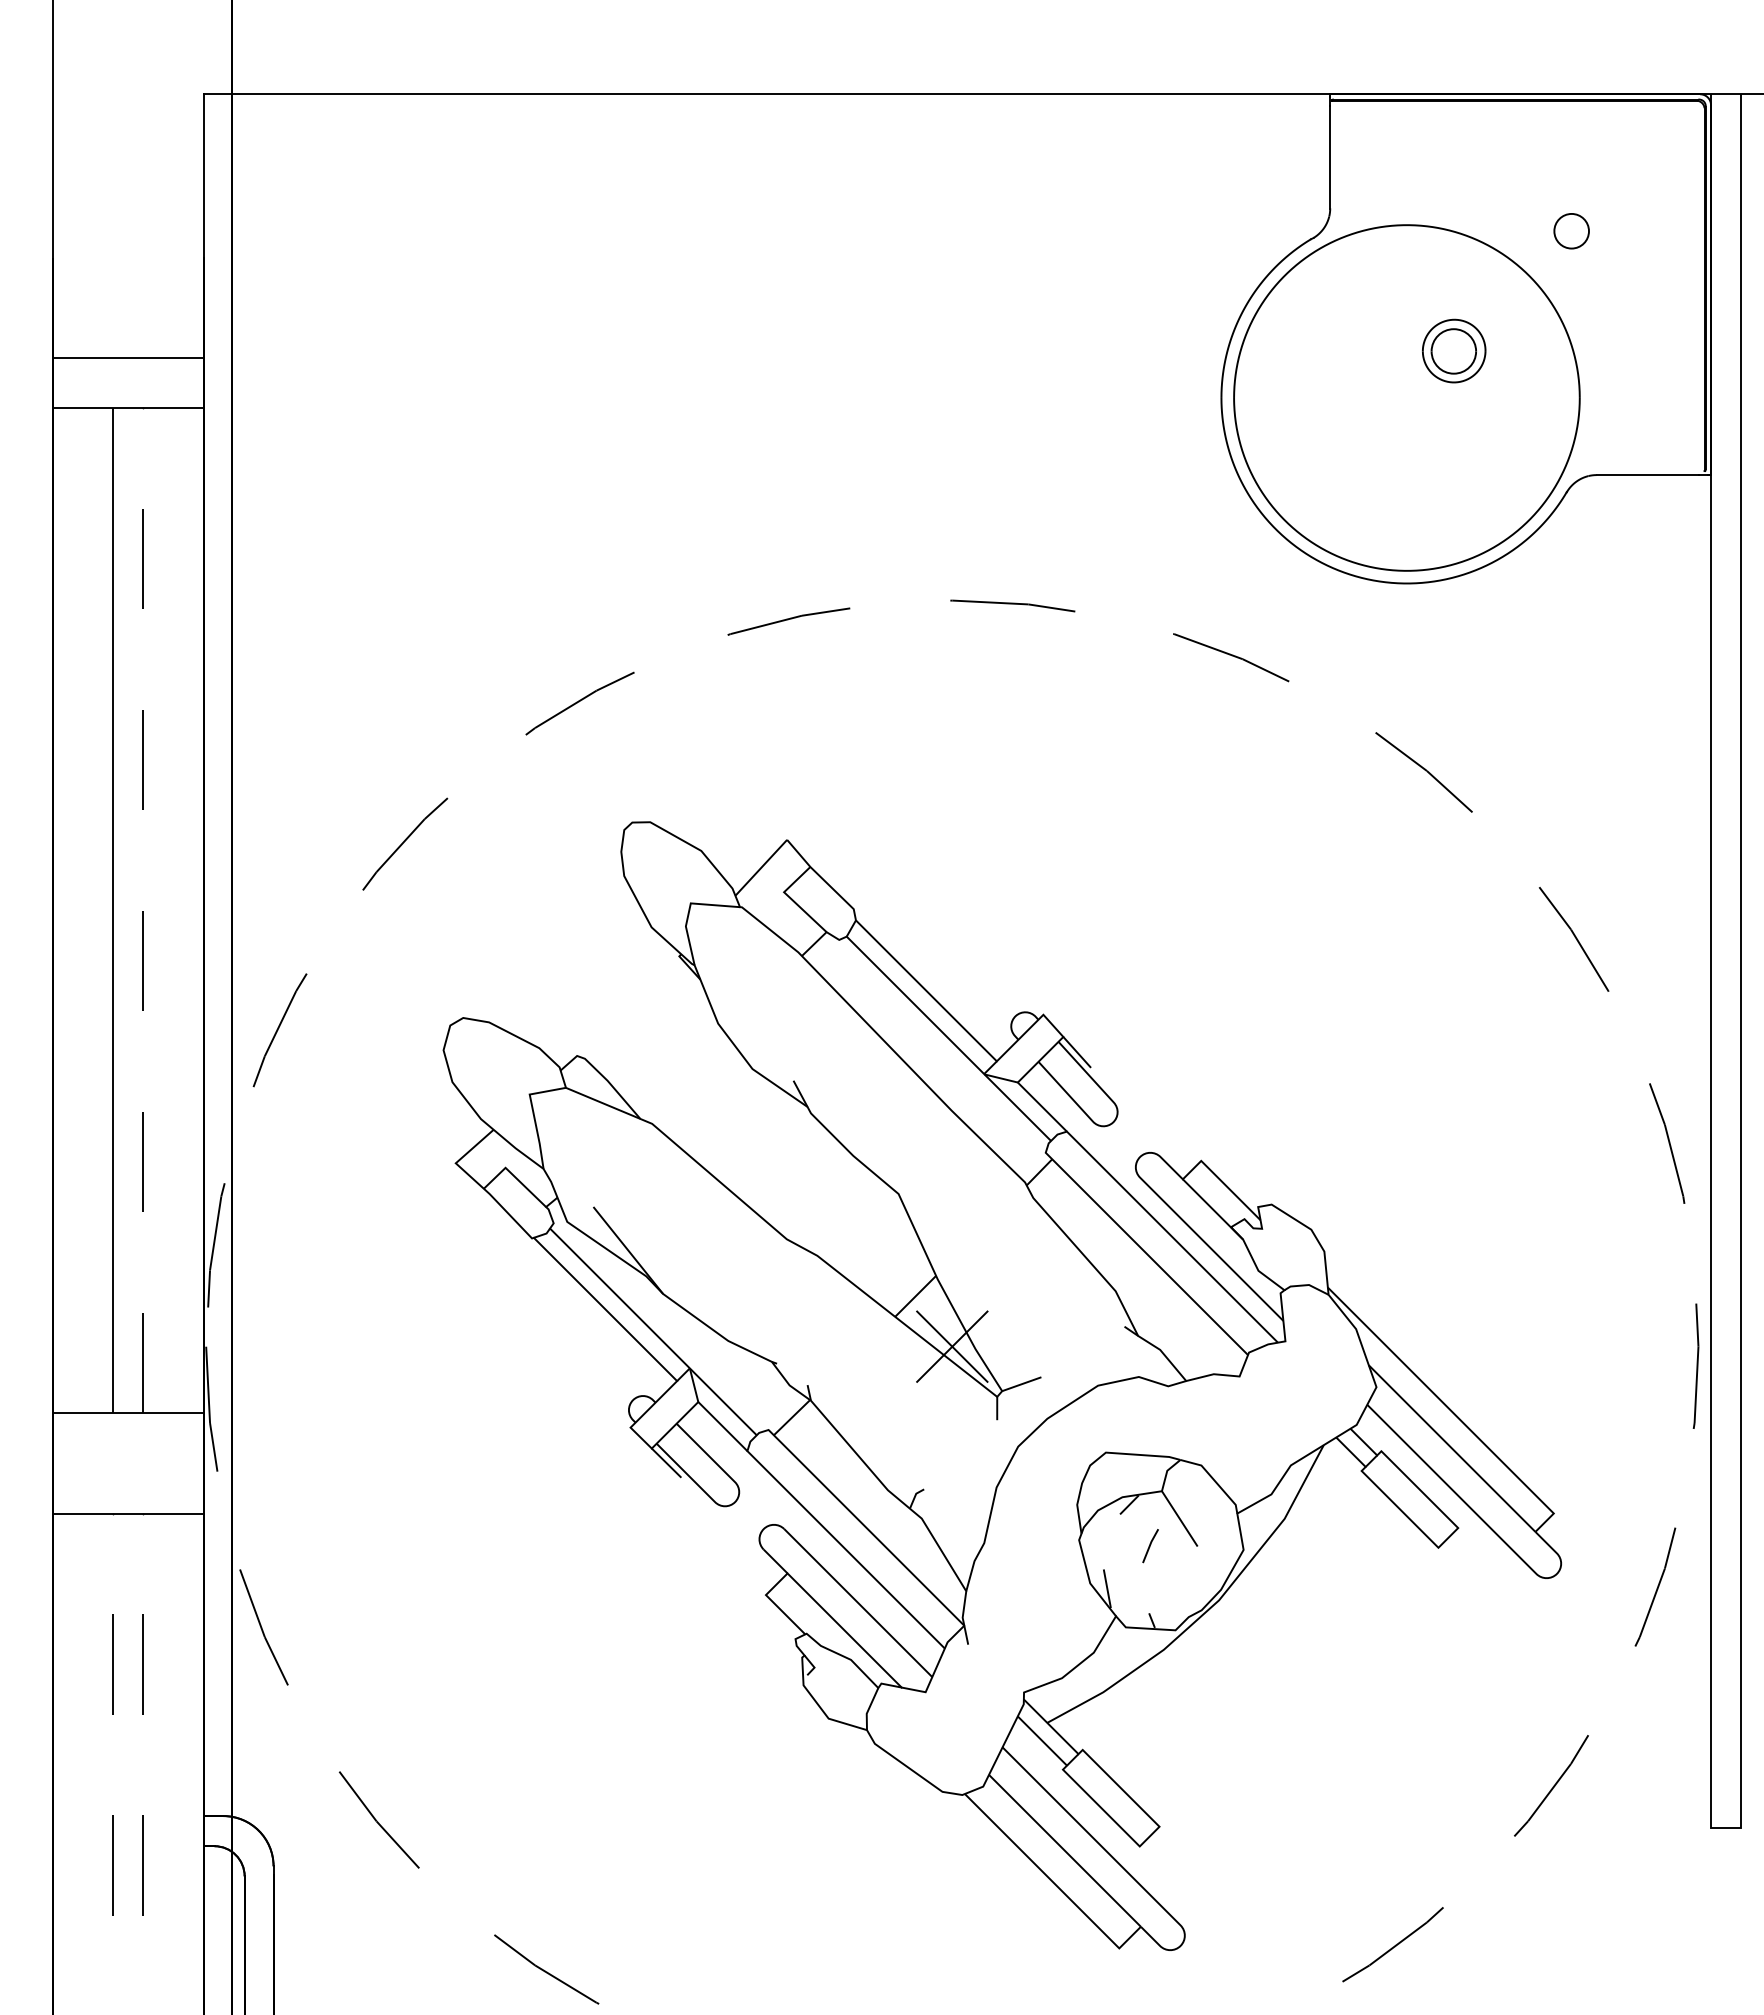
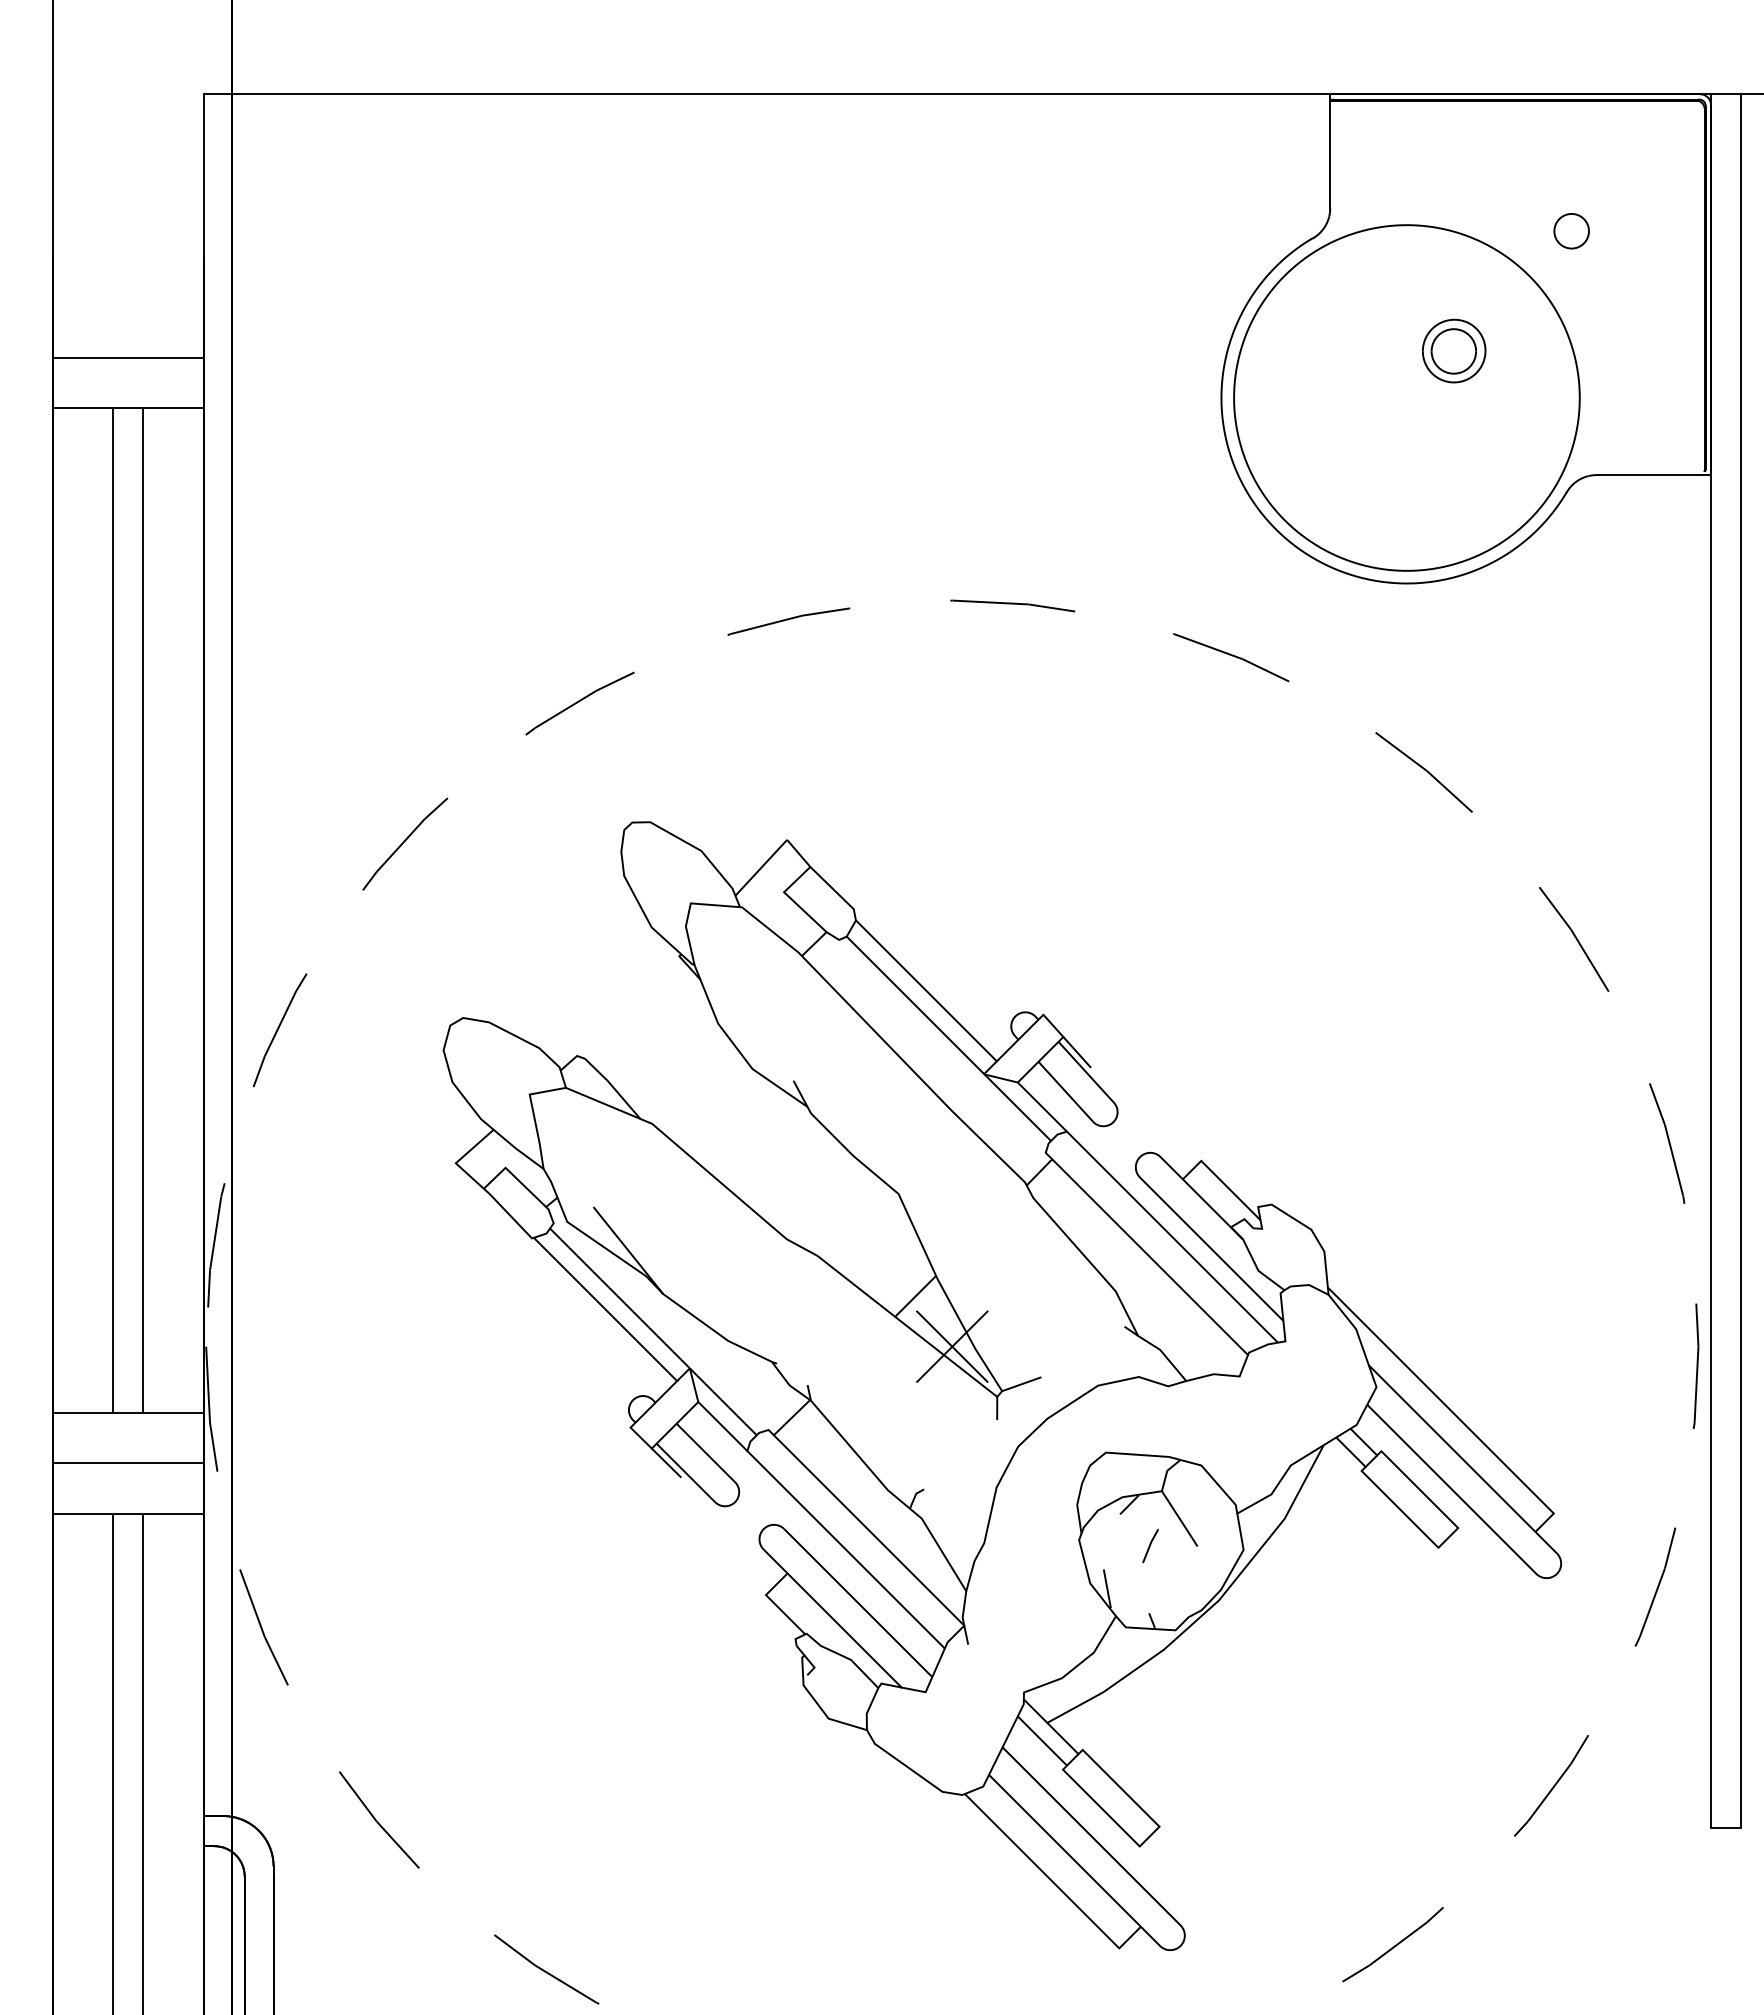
line: dashed -> solid (143, 910)
line: none -> present (127, 1463)
line: dashed -> solid (113, 1763)
line: dashed -> solid (143, 1763)
